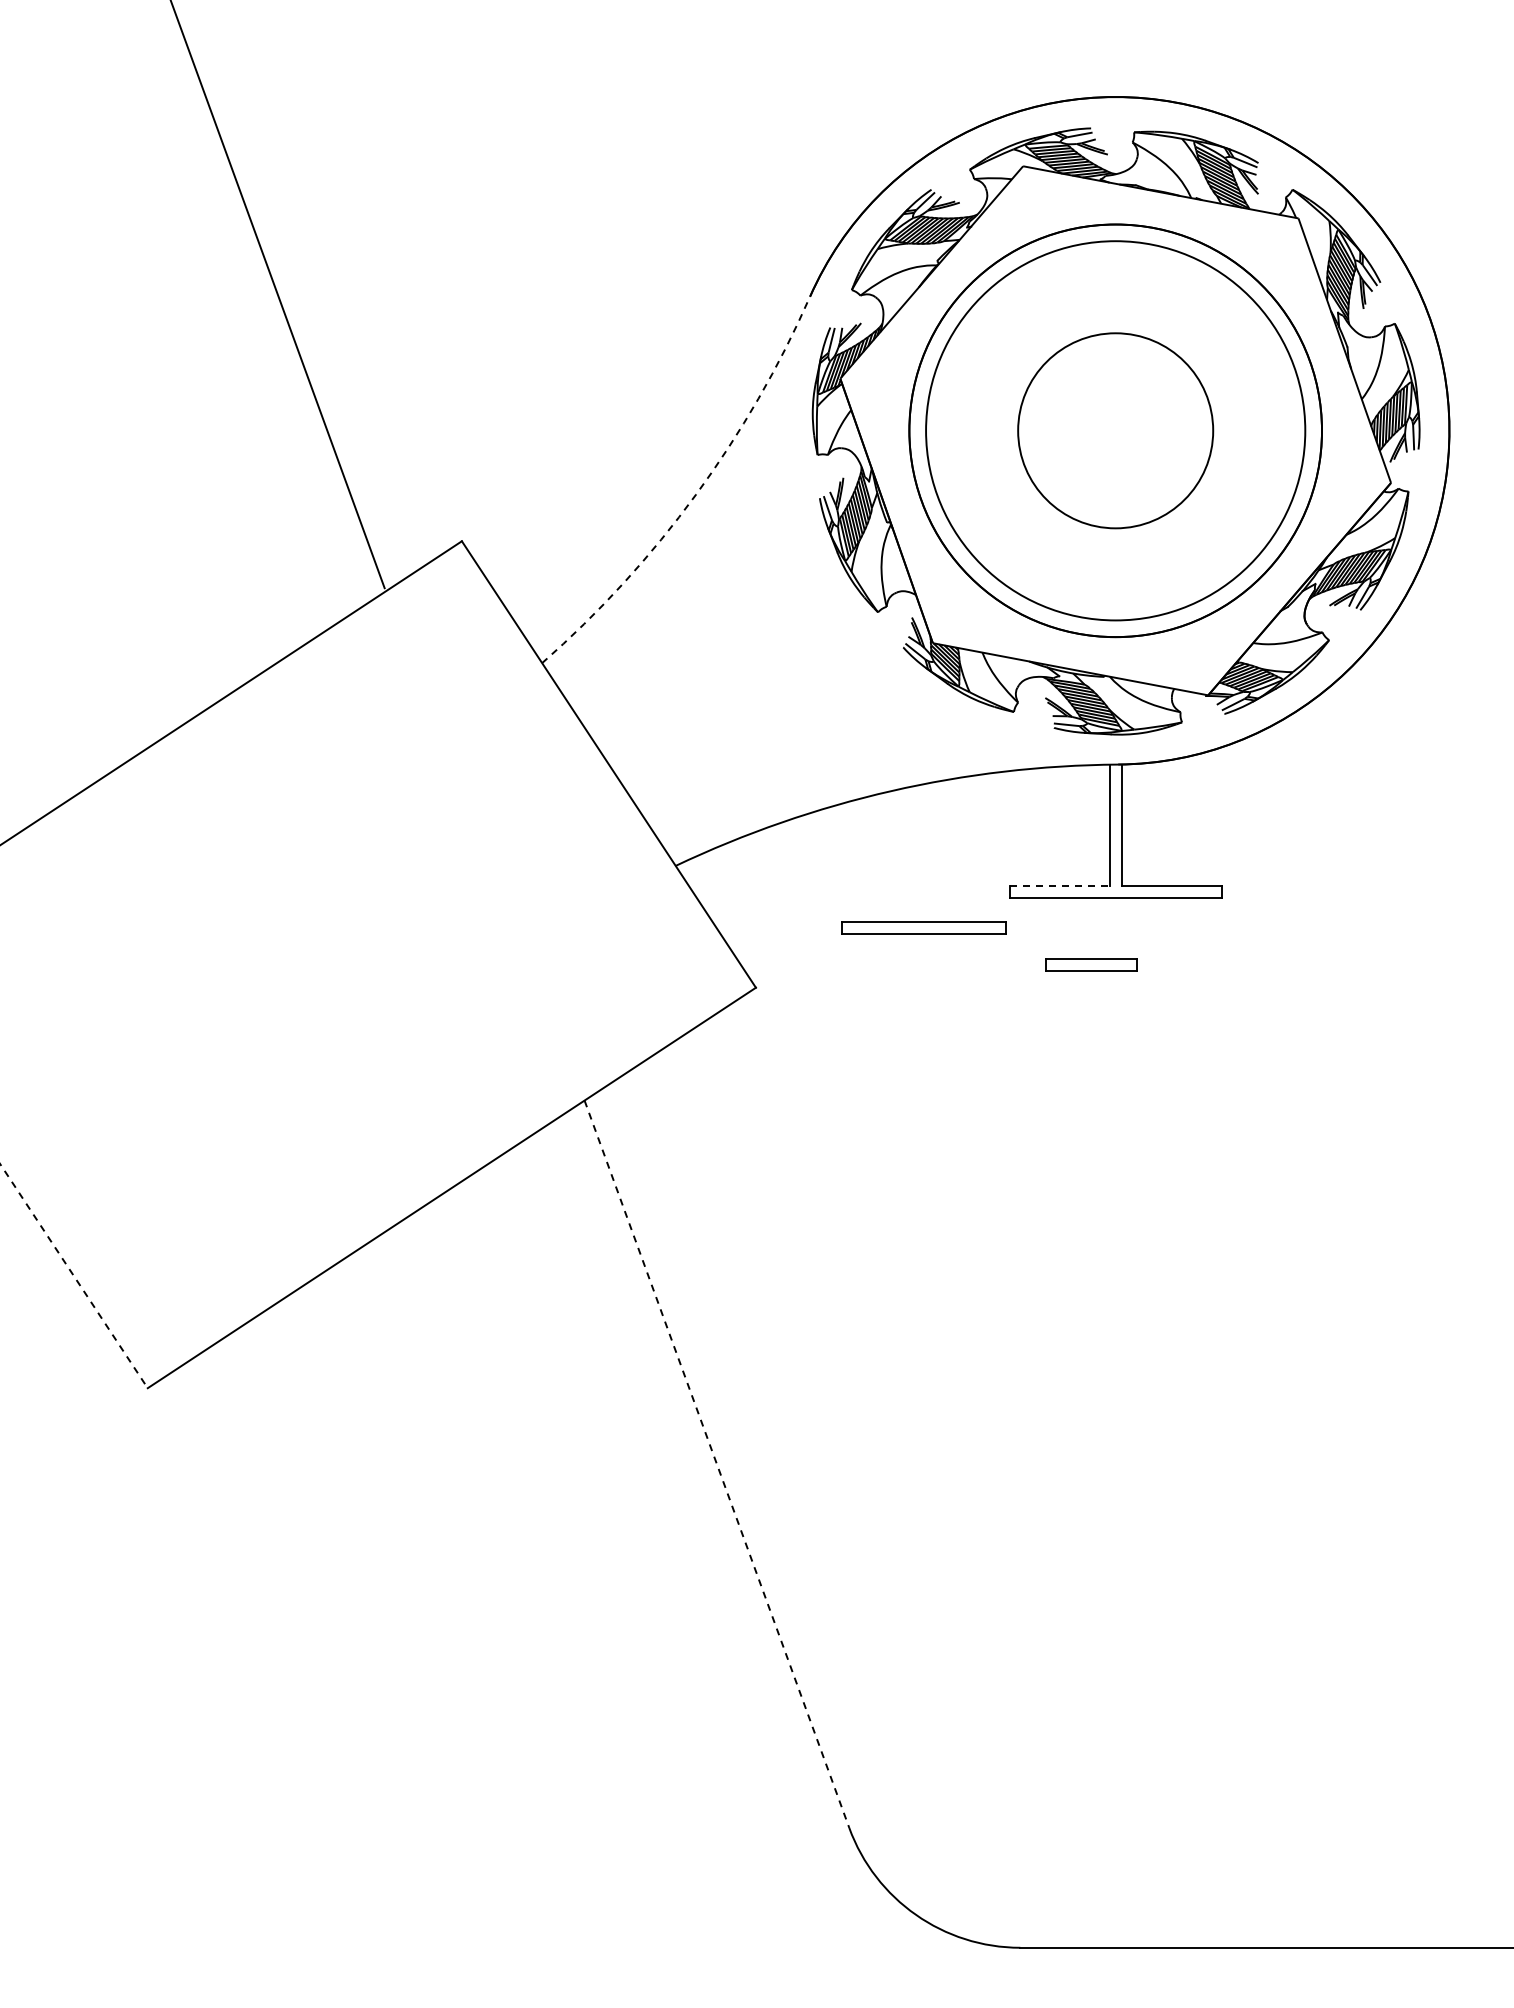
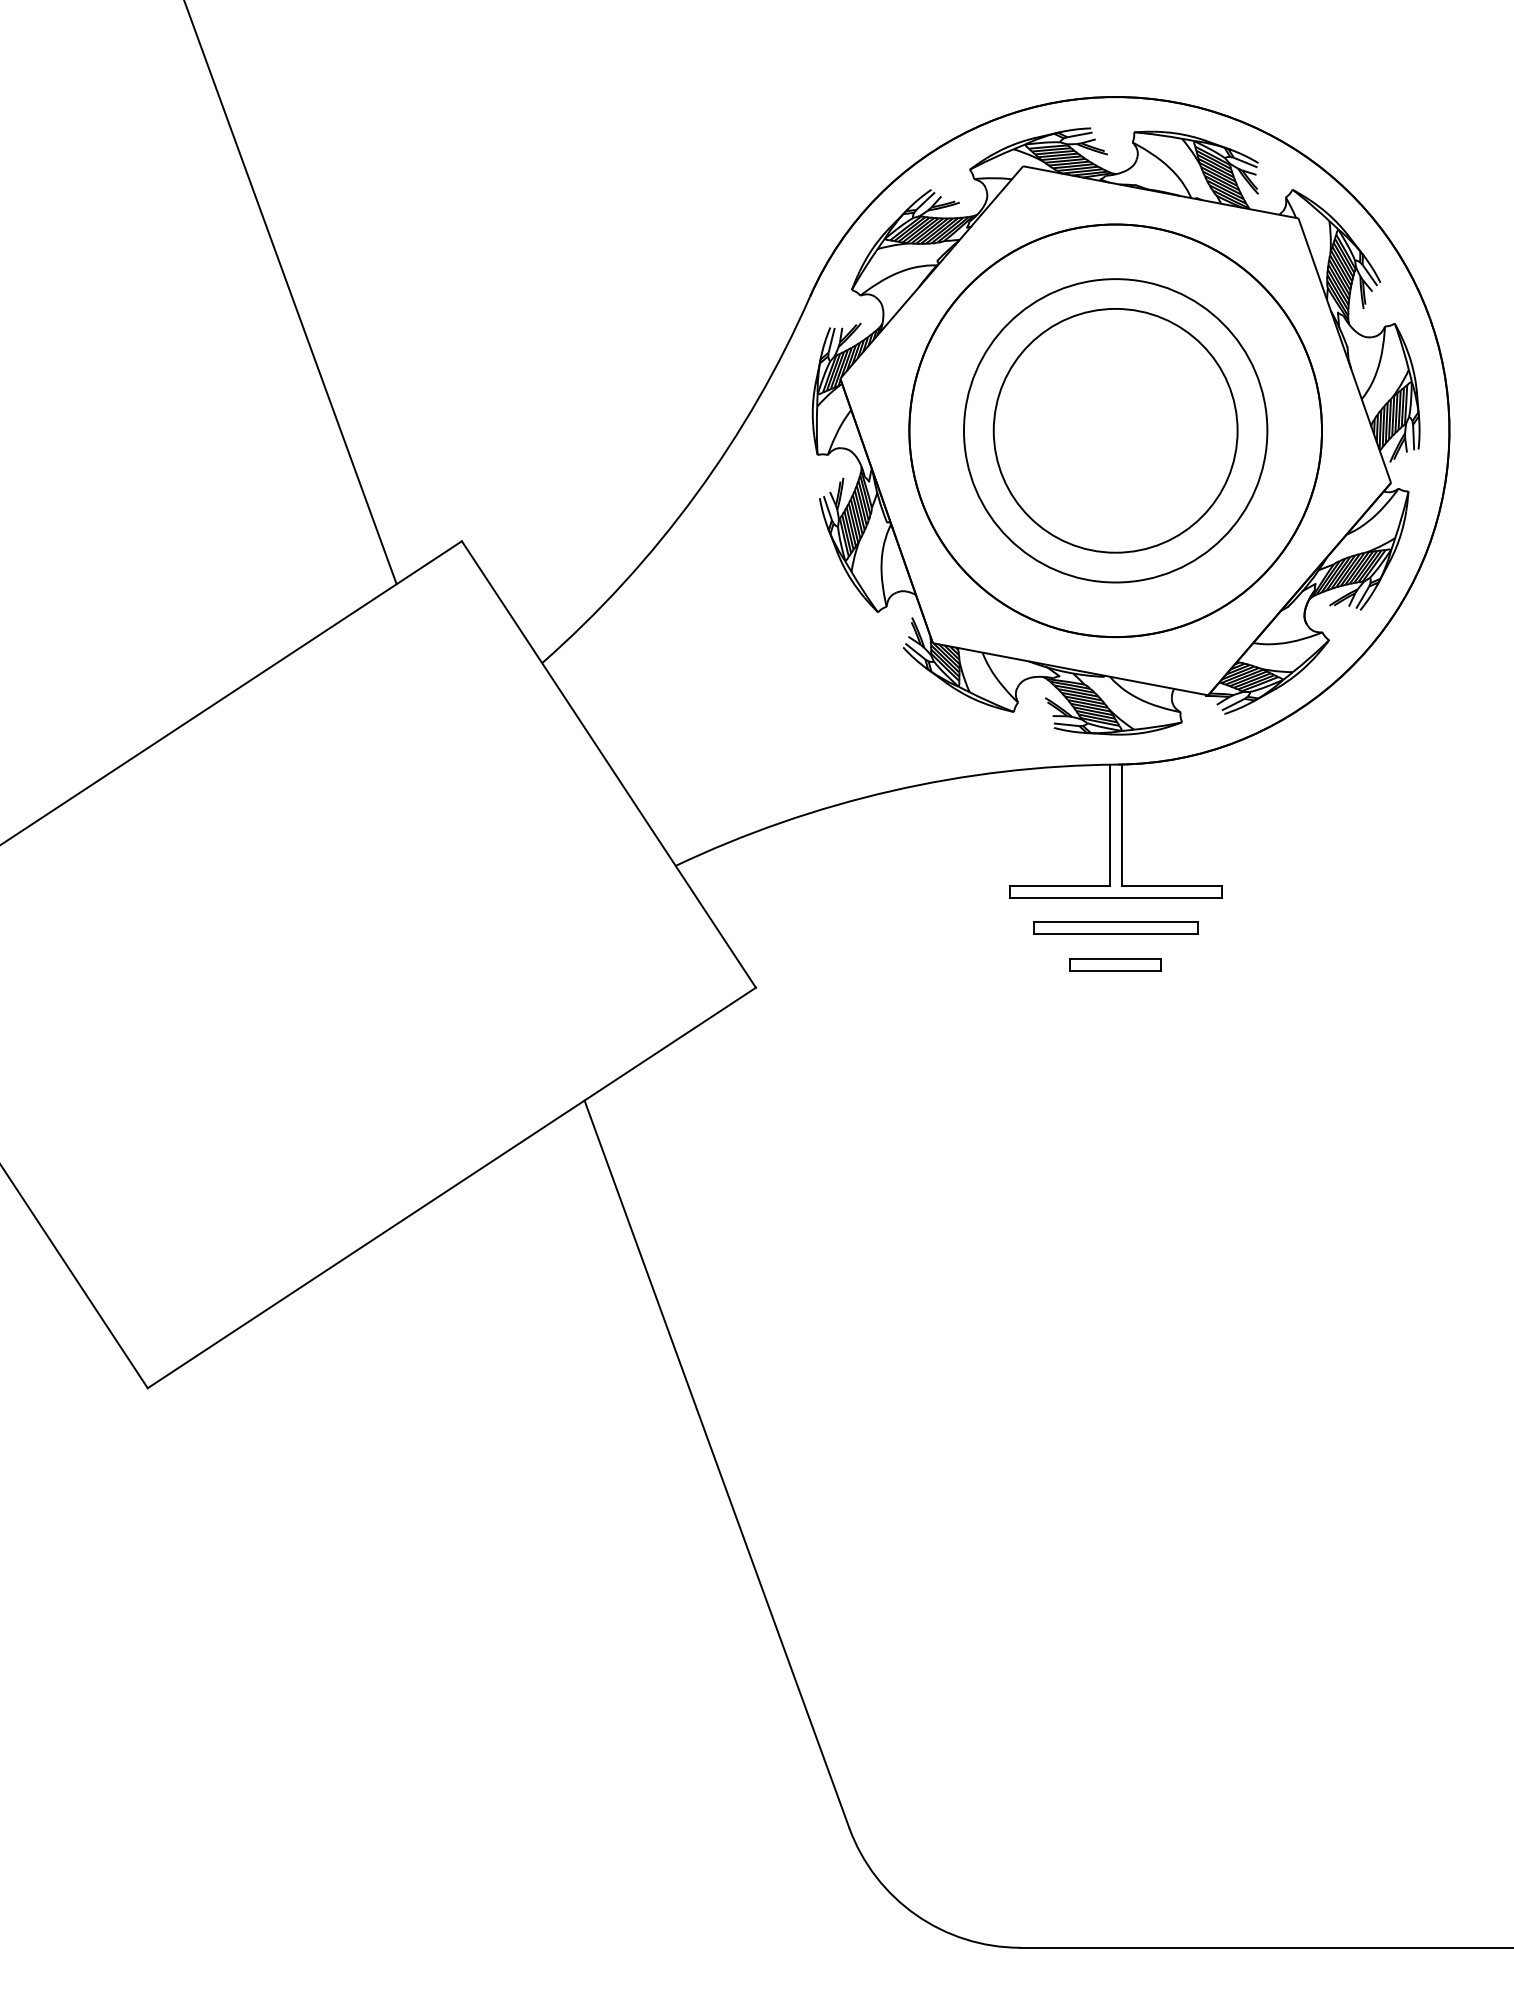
line position: (277, 295) -> (290, 293) (290, 293)
circle diameter: 195 px -> 244 px (1115, 430)
circle diameter: 379 px -> 303 px (1115, 430)
arc: dashed -> solid (696, 494)
line: dashed -> solid (1060, 885)
part position: (923, 927) -> (1115, 927) (1115, 927)
part position: (1091, 964) -> (1115, 964) (1115, 964)
line: dashed -> solid (74, 1276)
line: dashed -> solid (717, 1464)
